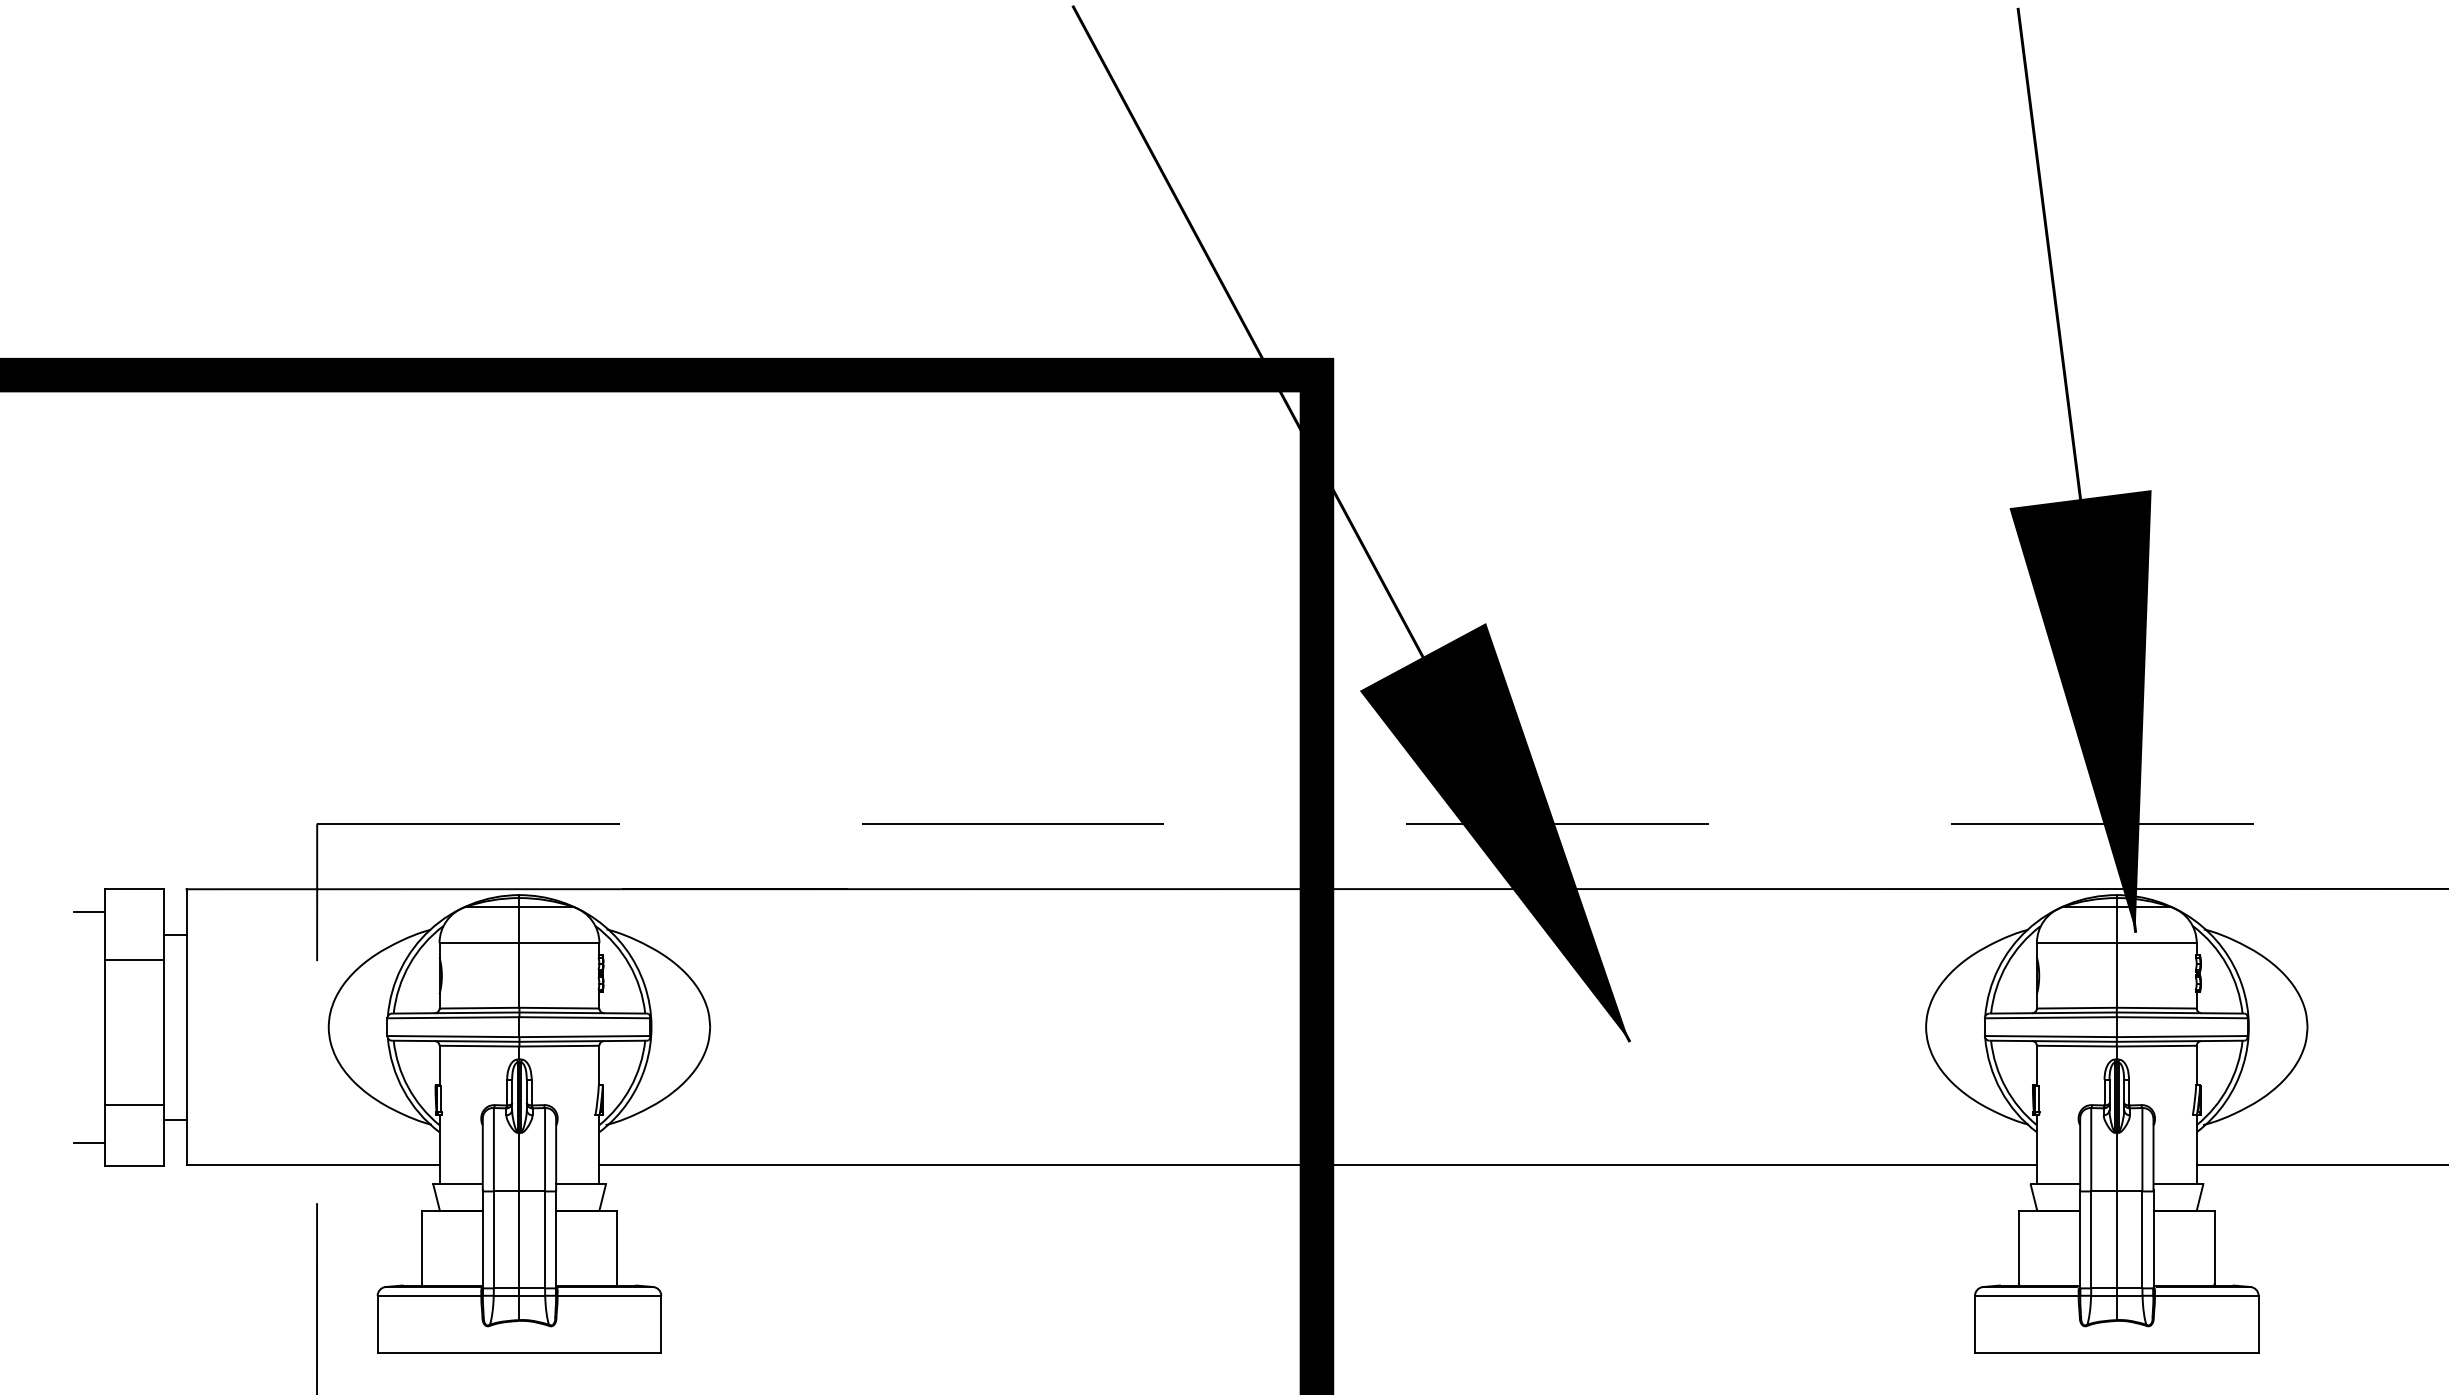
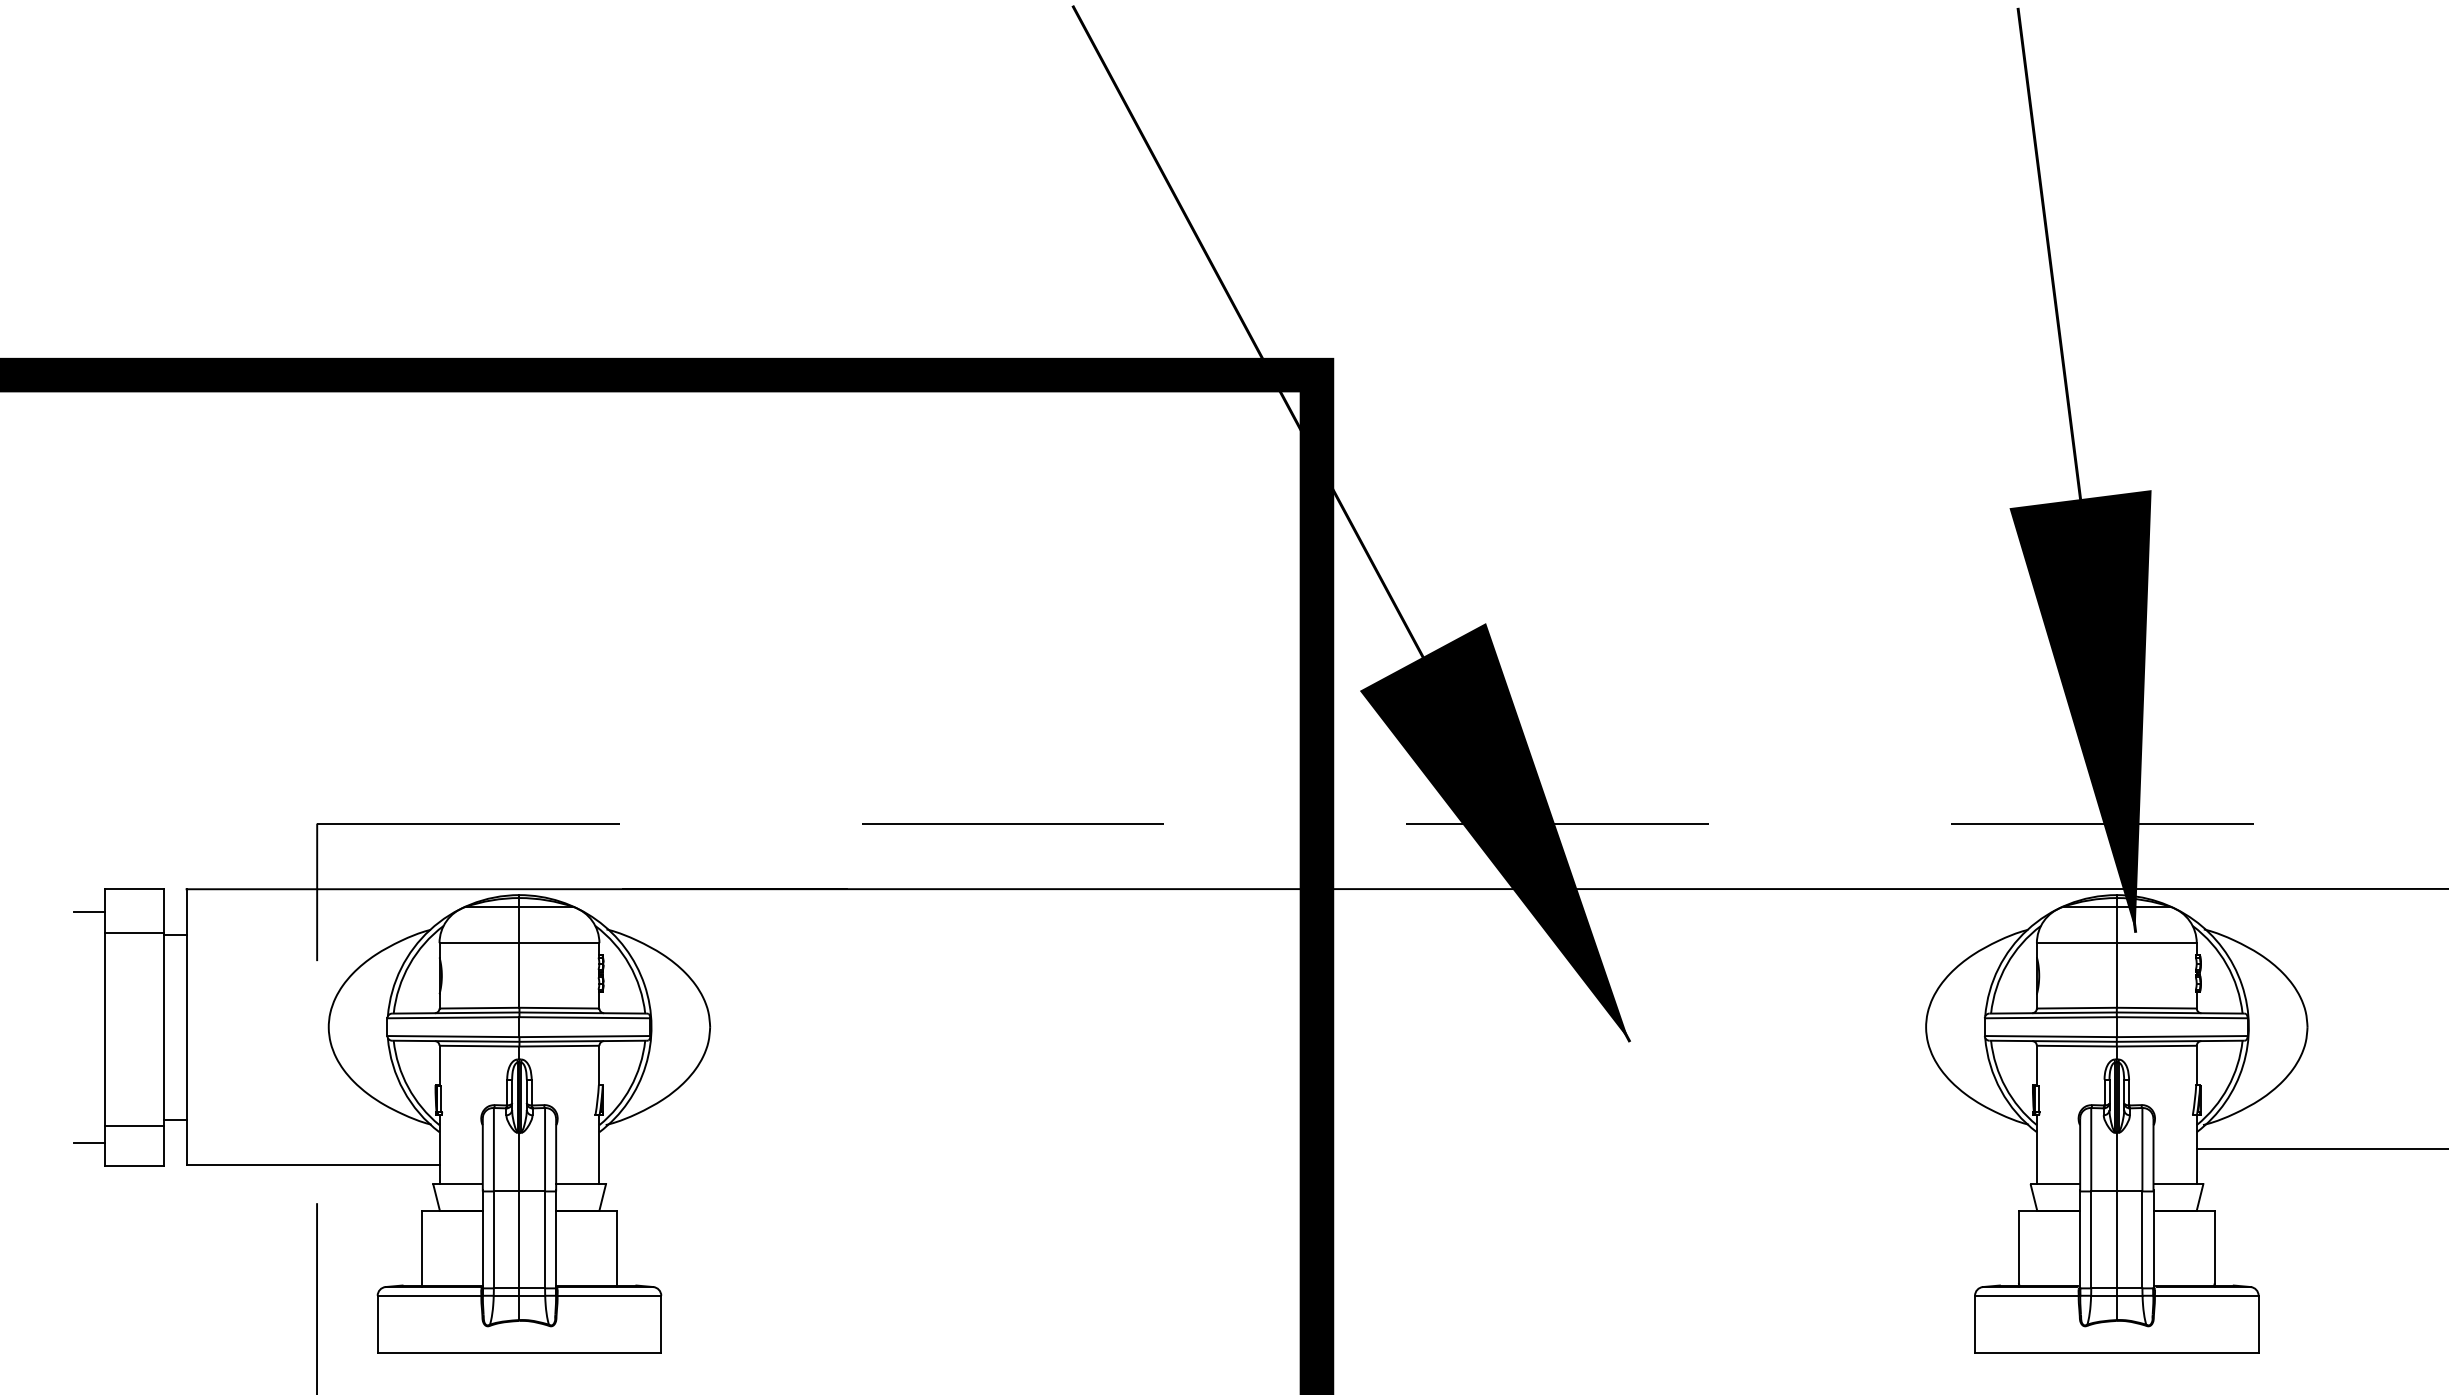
line position: (134, 959) -> (134, 932) (134, 932)
line position: (134, 1104) -> (134, 1125) (134, 1125)
line: present -> none (1317, 1165)
line position: (2320, 1165) -> (2320, 1149) (2320, 1149)
